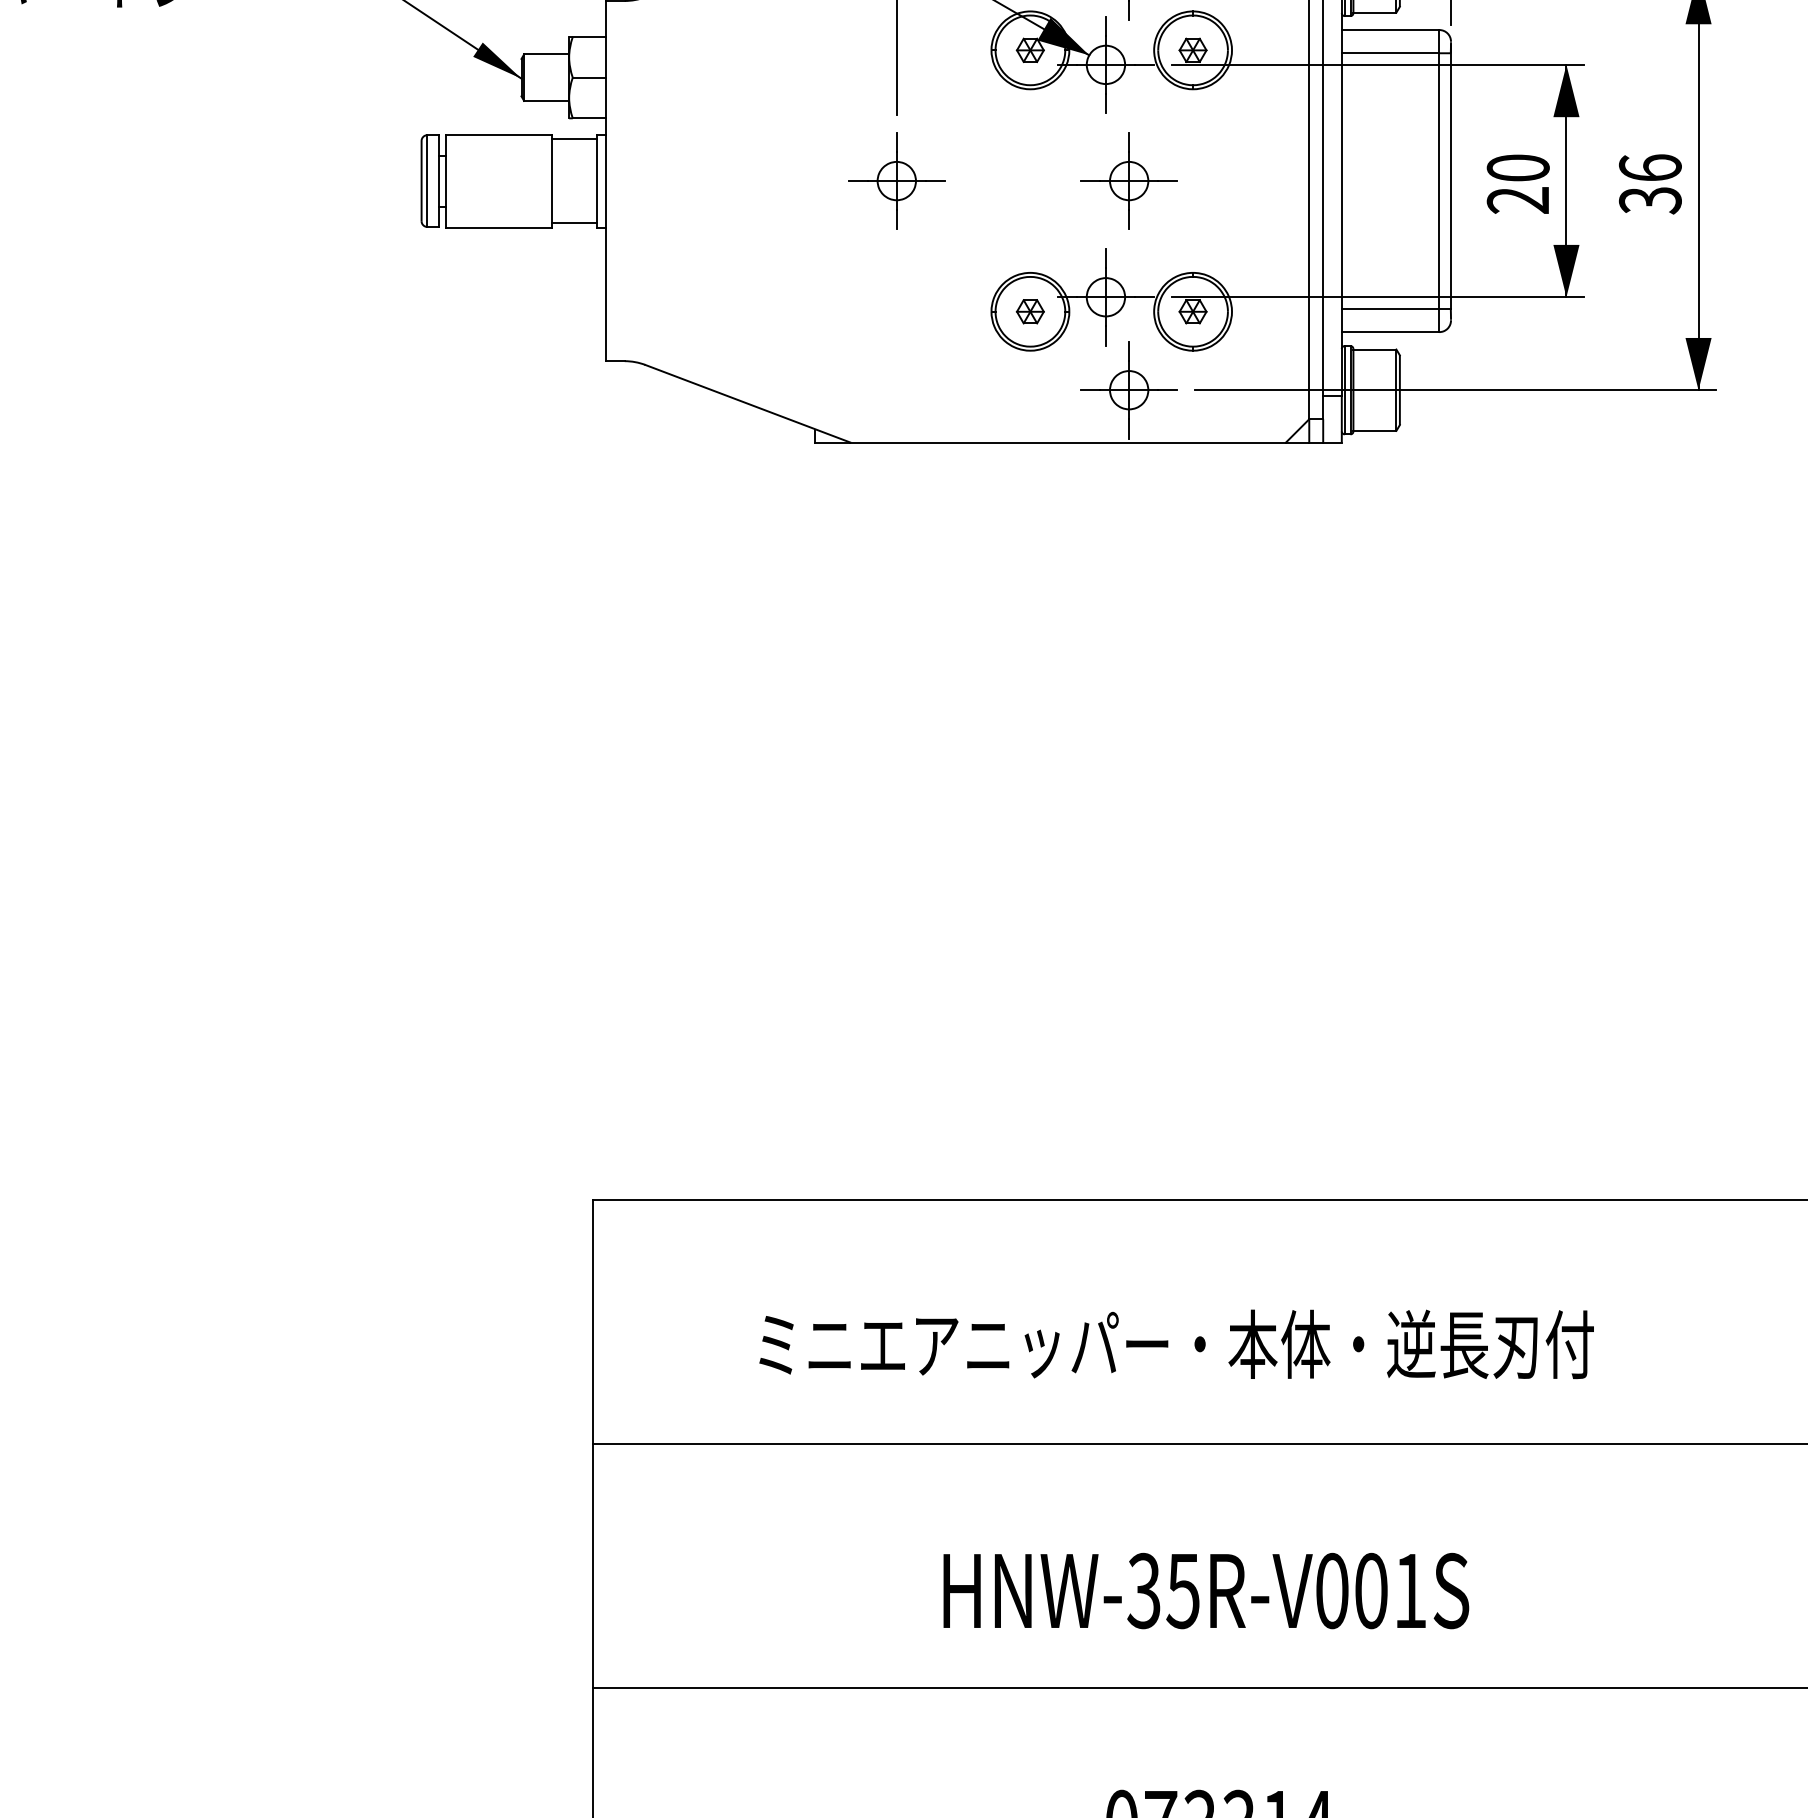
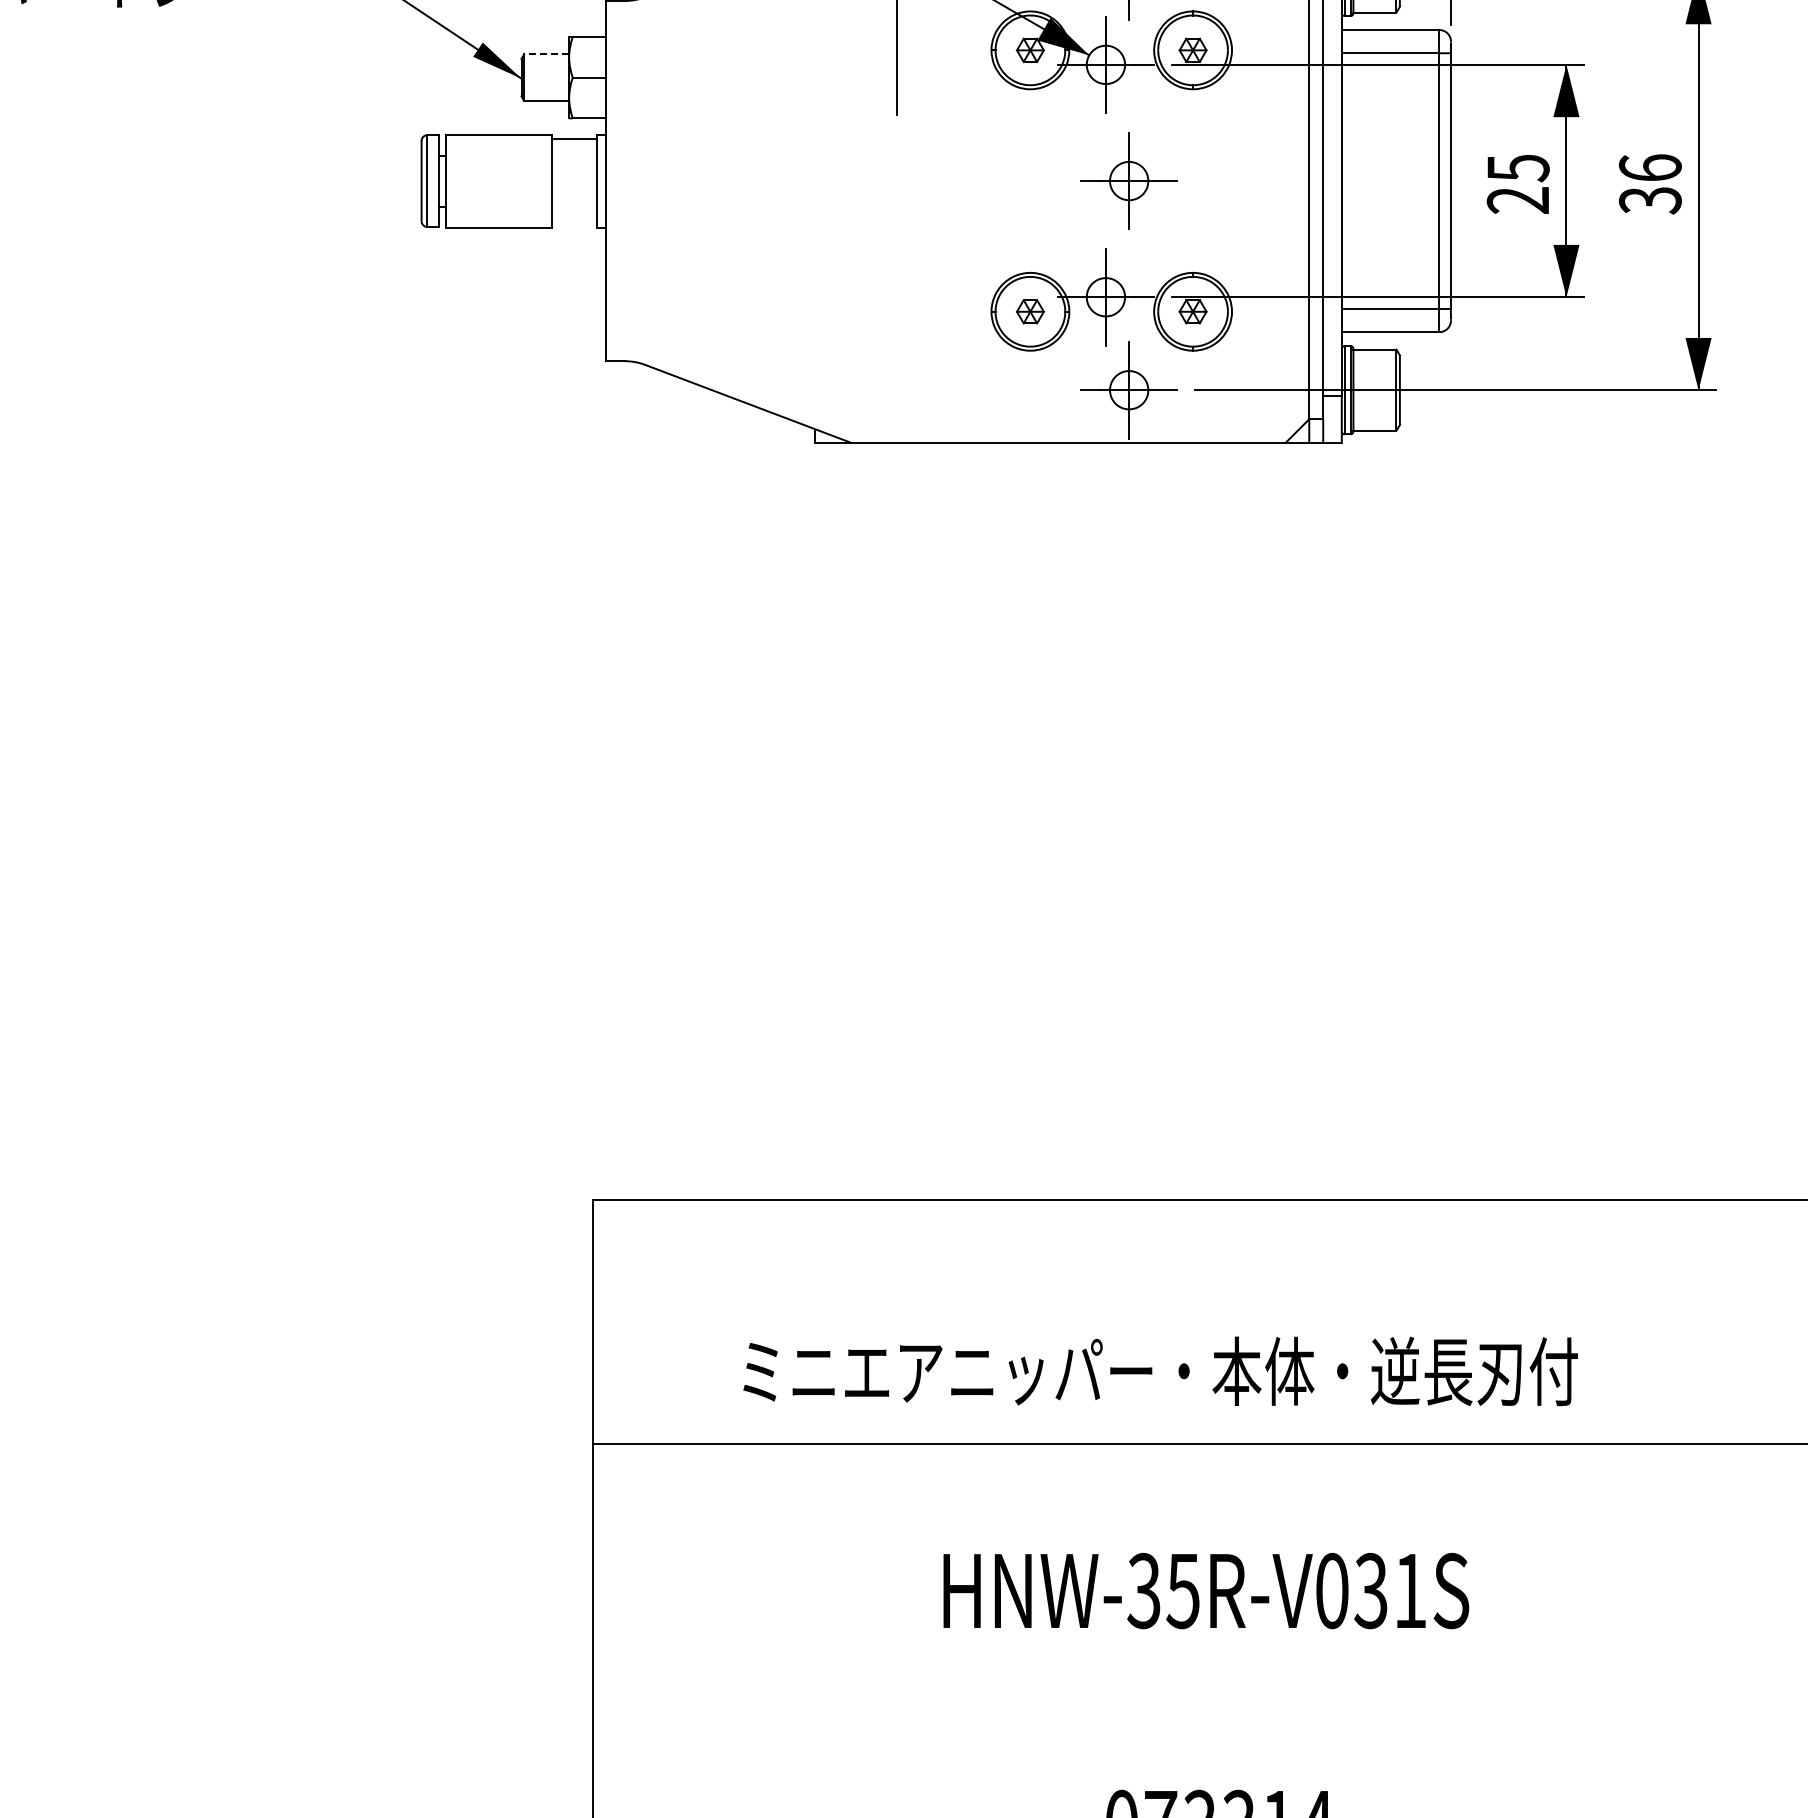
line: solid -> dashed (546, 54)
text: 20 -> 25 (1517, 168)
part: present -> none (896, 180)
line: present -> none (574, 222)
text position: (1176, 1344) -> (1160, 1371) (1160, 1371)
text: HNW-35R-V001S -> HNW-35R-V031S (1370, 1591)
line: present -> none (1198, 1687)
